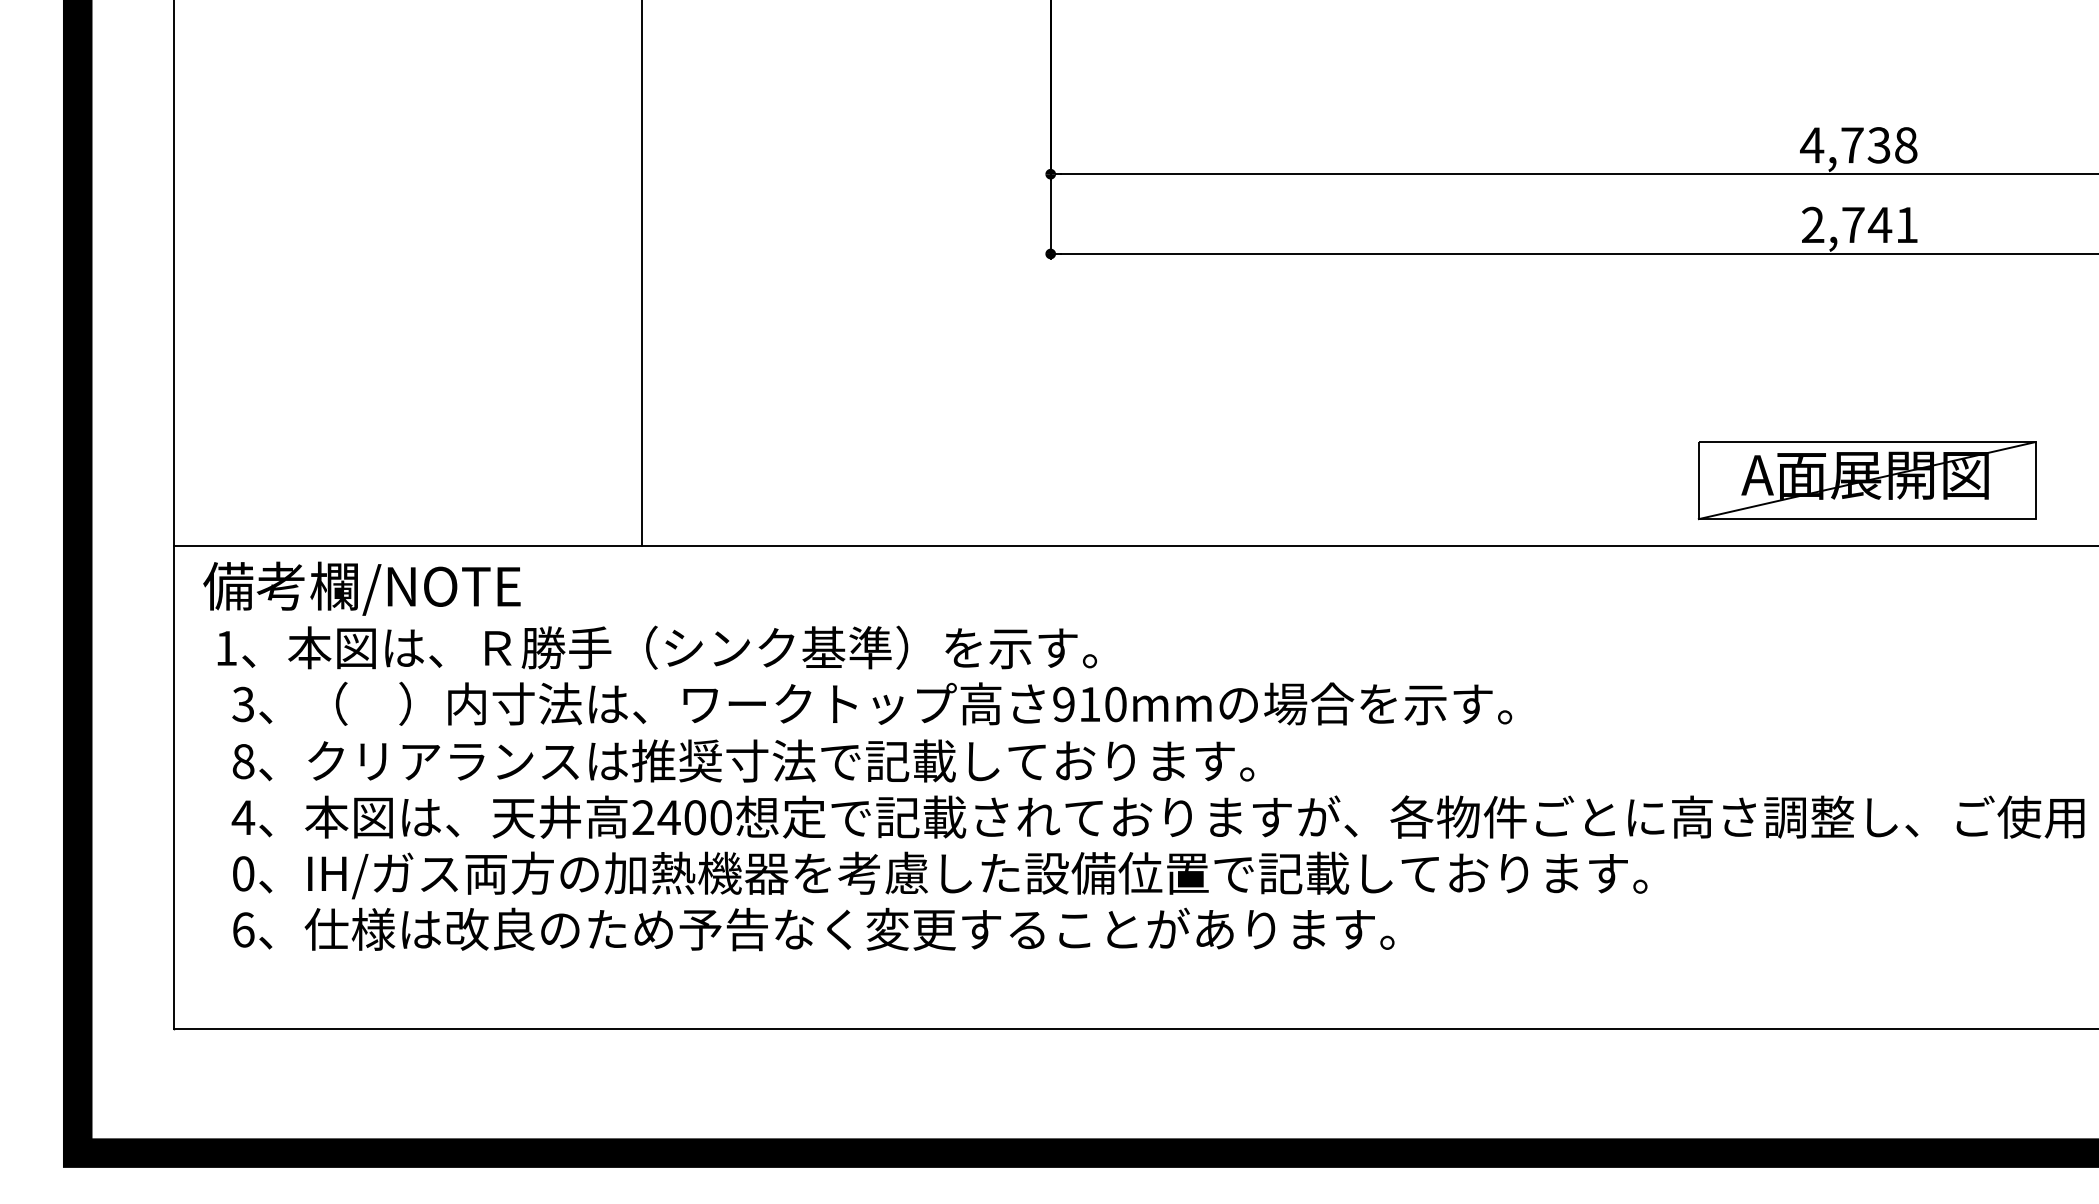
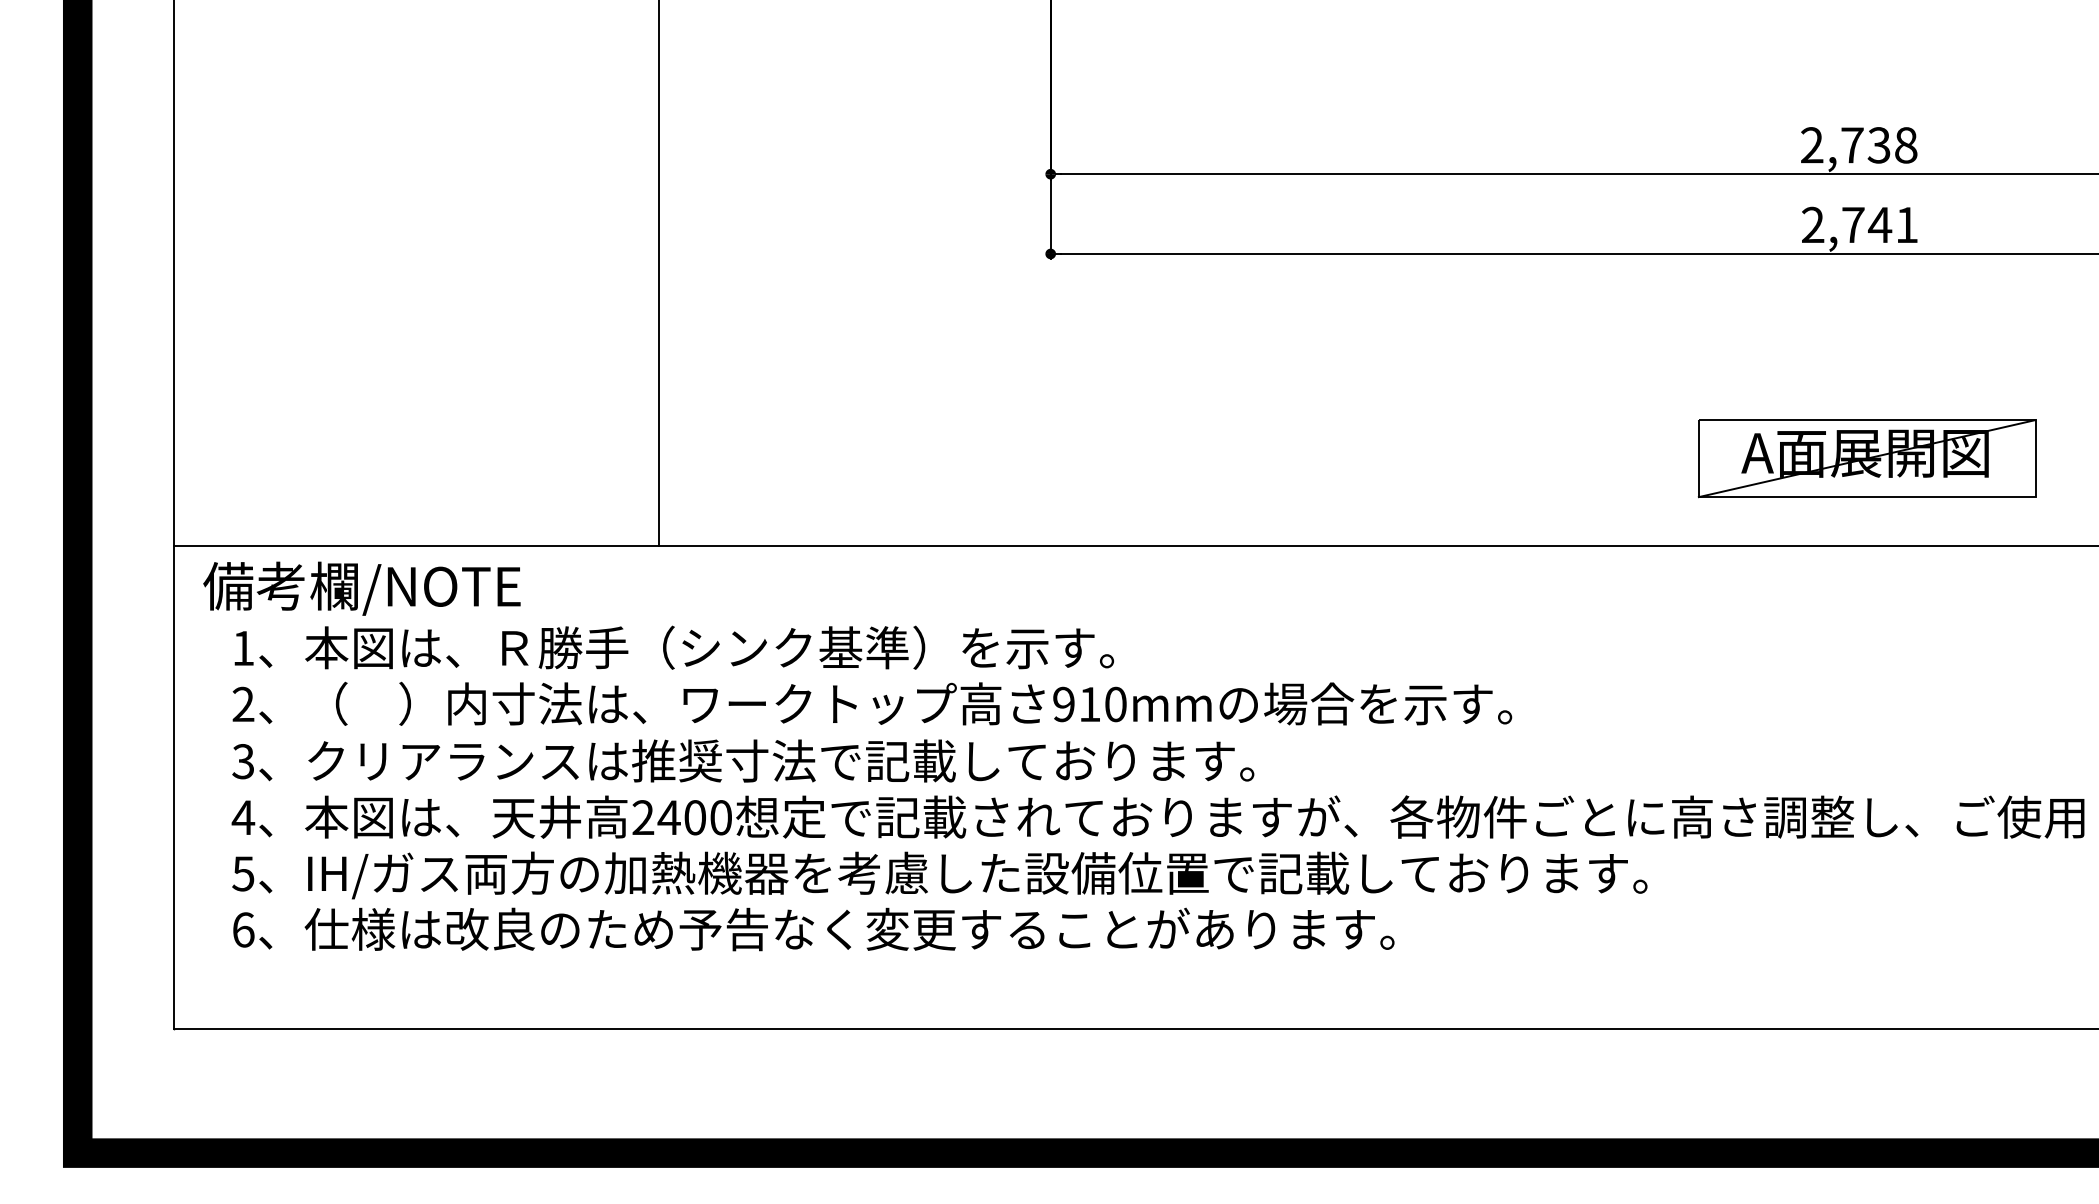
text: 4,738 -> 2,738 (1812, 145)
line position: (641, 274) -> (658, 274) (658, 274)
part position: (1866, 480) -> (1866, 458) (1866, 458)
text position: (656, 647) -> (673, 647) (673, 647)
text: 3 -> 2 (243, 704)
text: 8 -> 3 (243, 761)
text: 0 -> 5 (243, 873)
